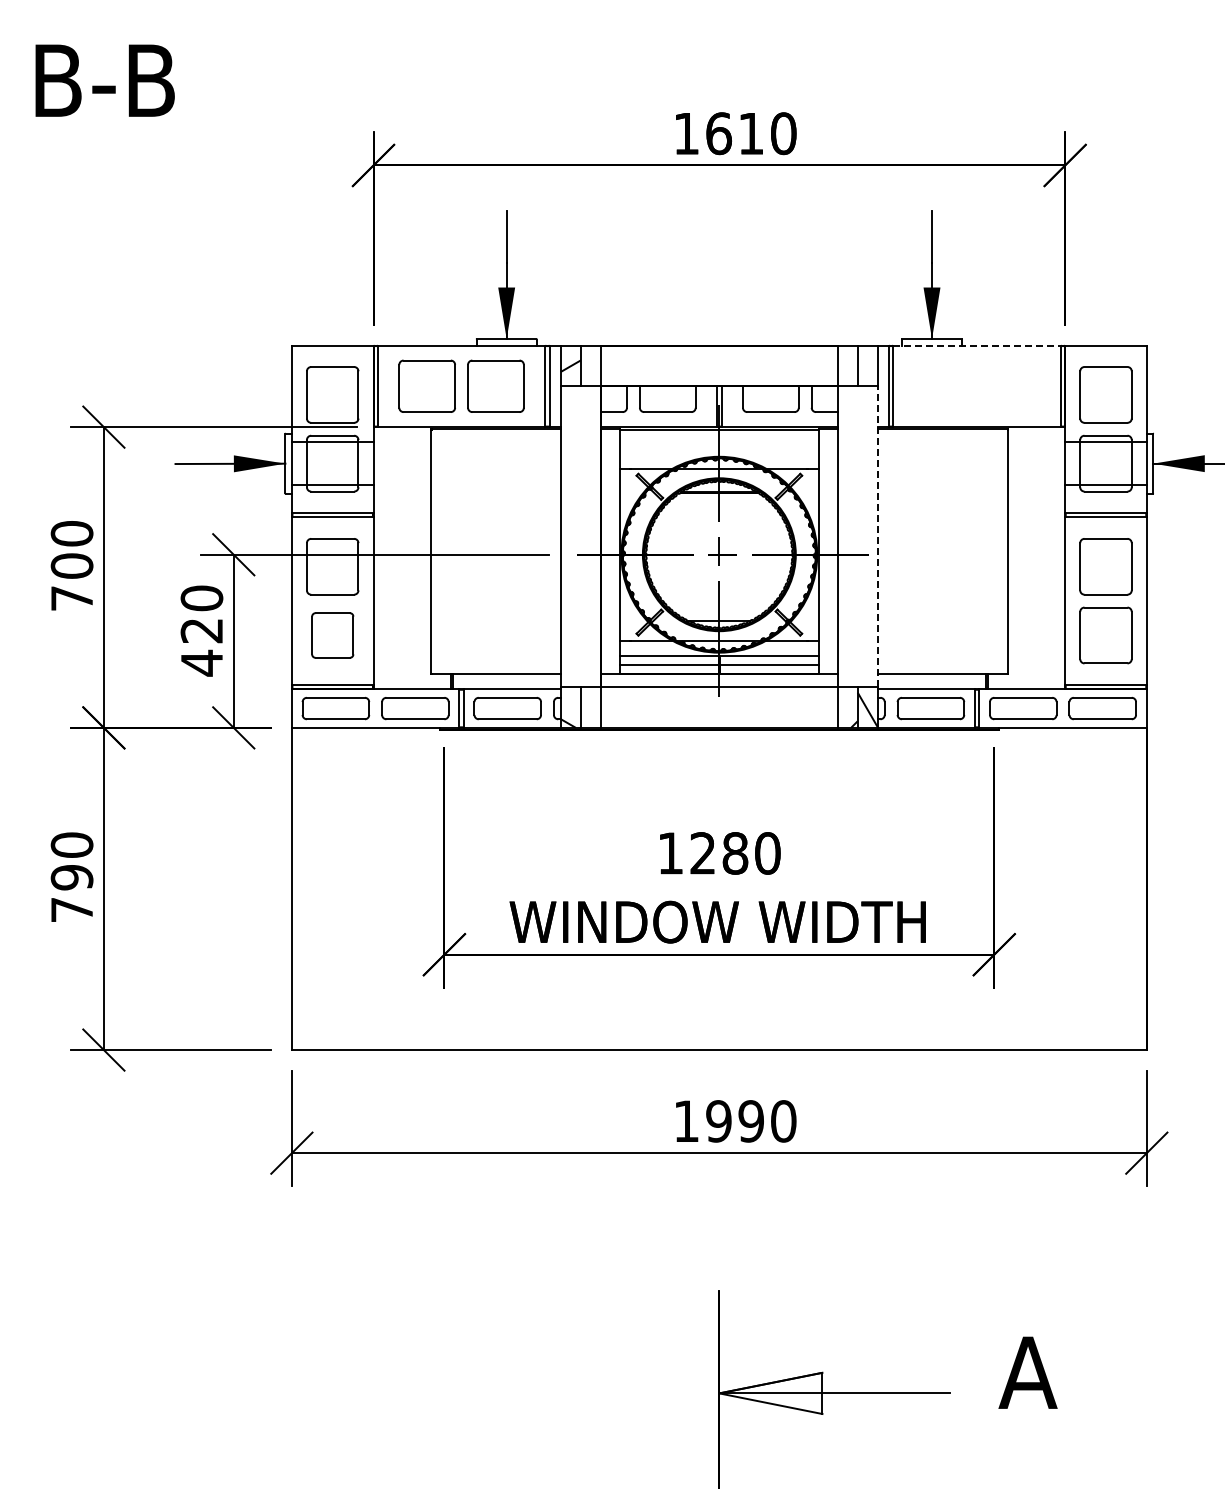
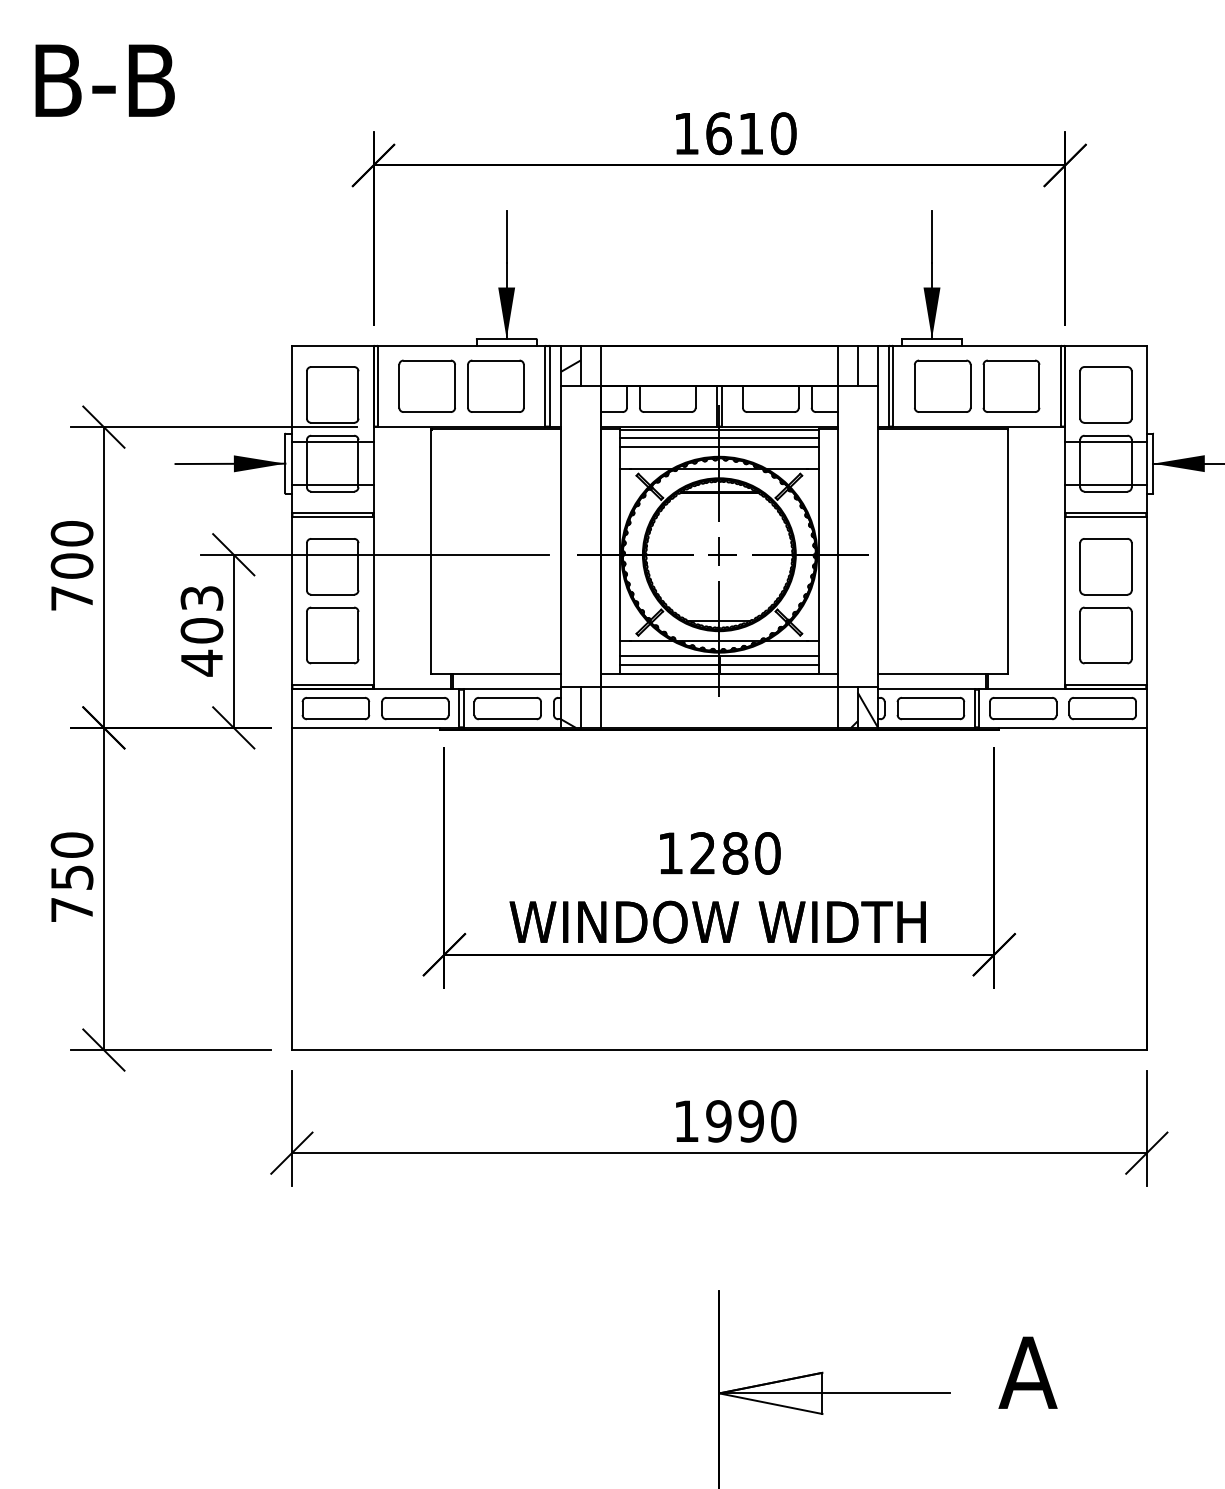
line: dashed -> solid (977, 345)
part: none -> present (942, 385)
part: none -> present (1011, 385)
line: none -> present (719, 438)
line: none -> present (719, 447)
line: dashed -> solid (877, 536)
text: 420 -> 403 (201, 614)
part size: 44x47 px -> 54x59 px (332, 635)
text: 790 -> 750 (71, 877)
